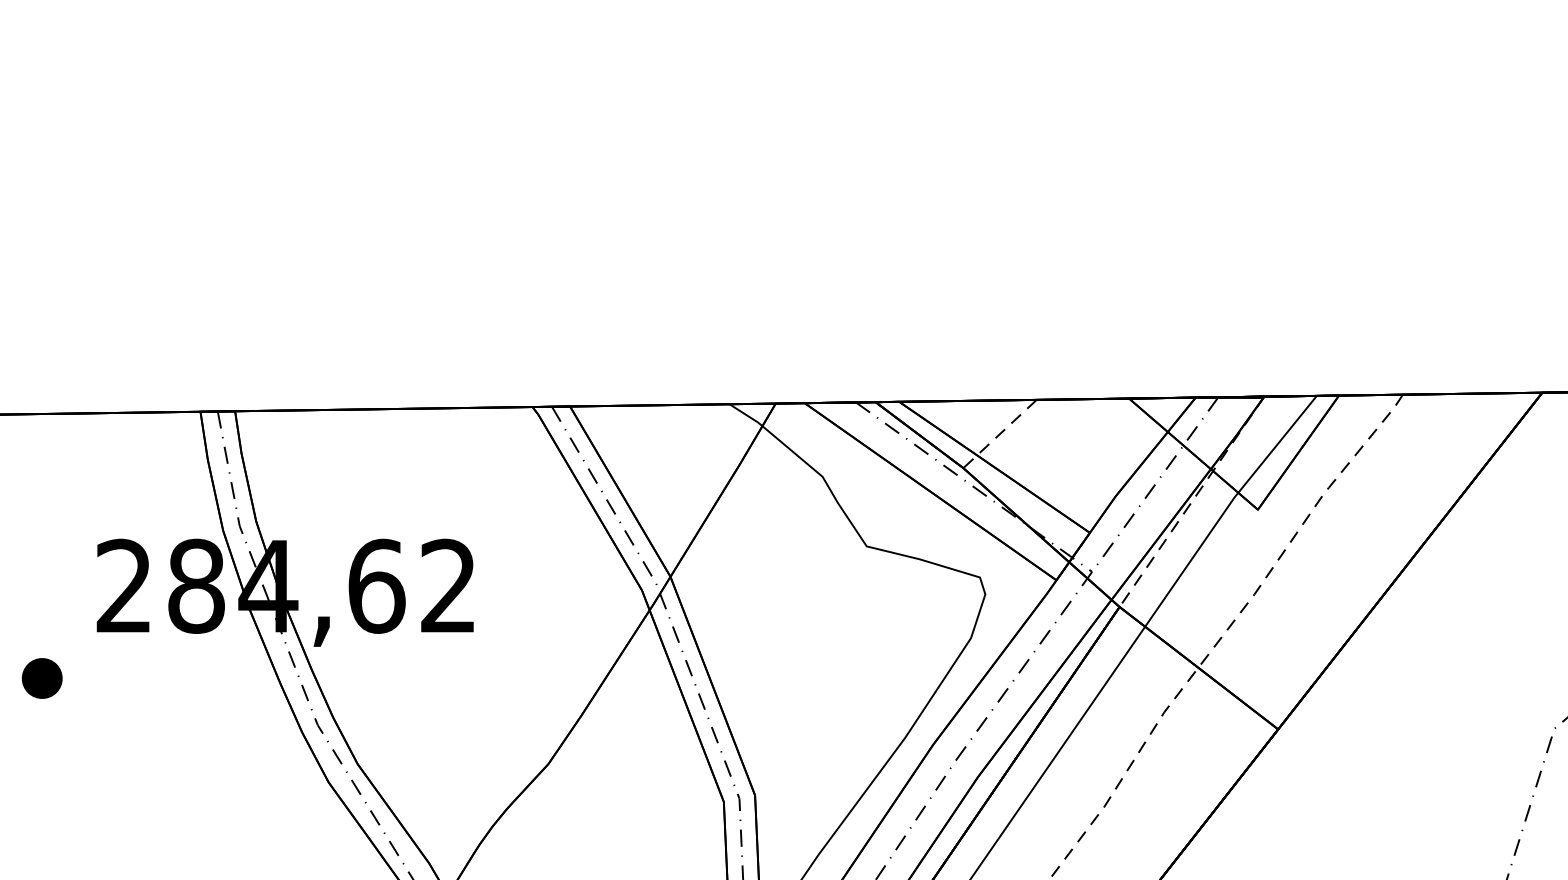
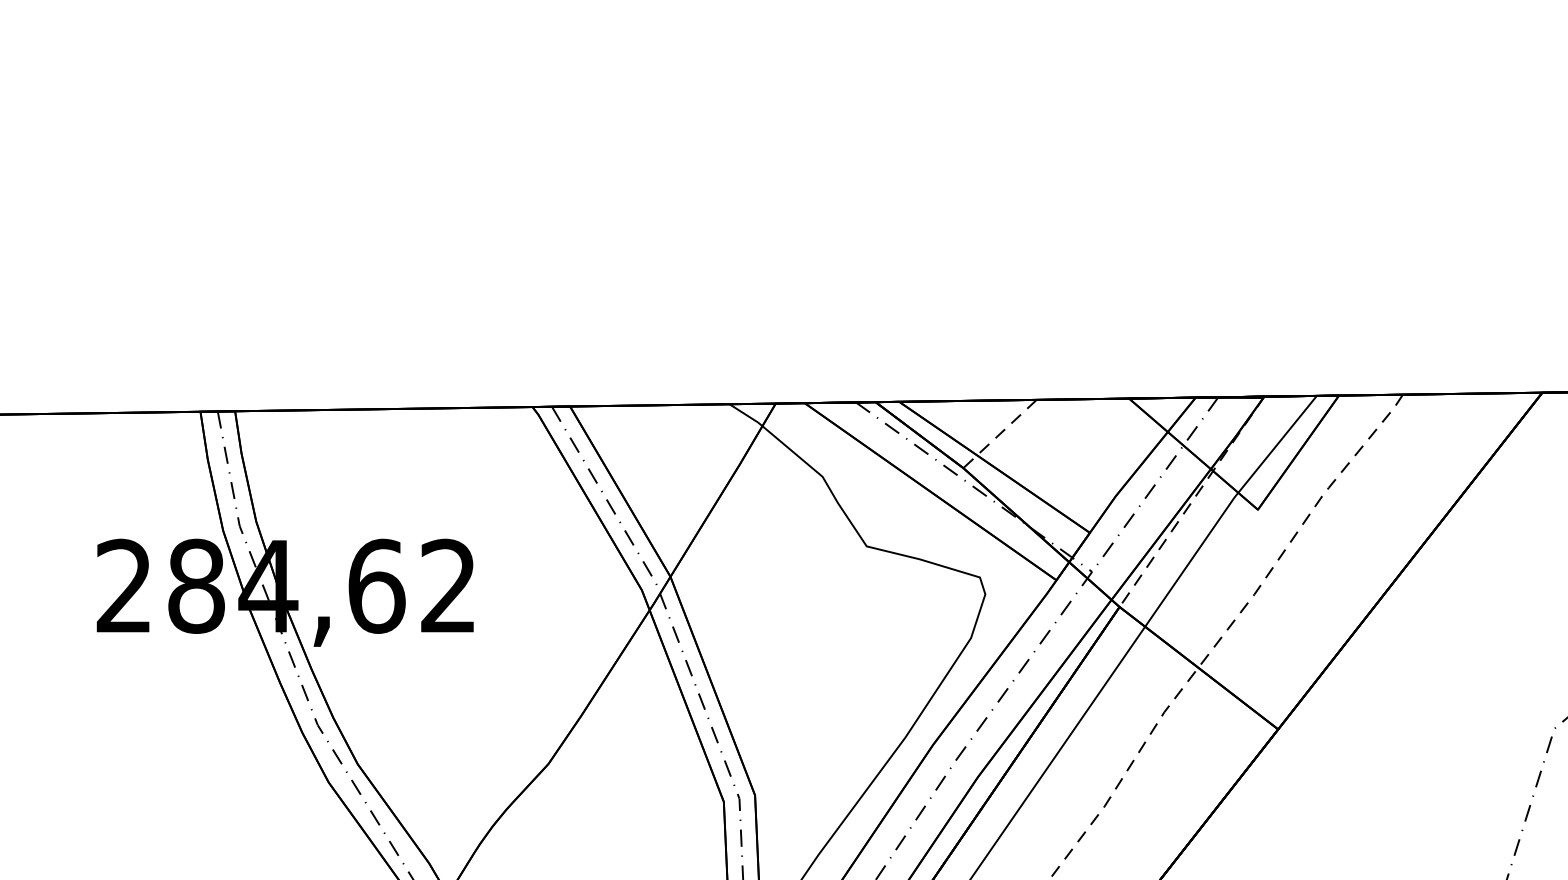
part: present -> none (41, 678)
